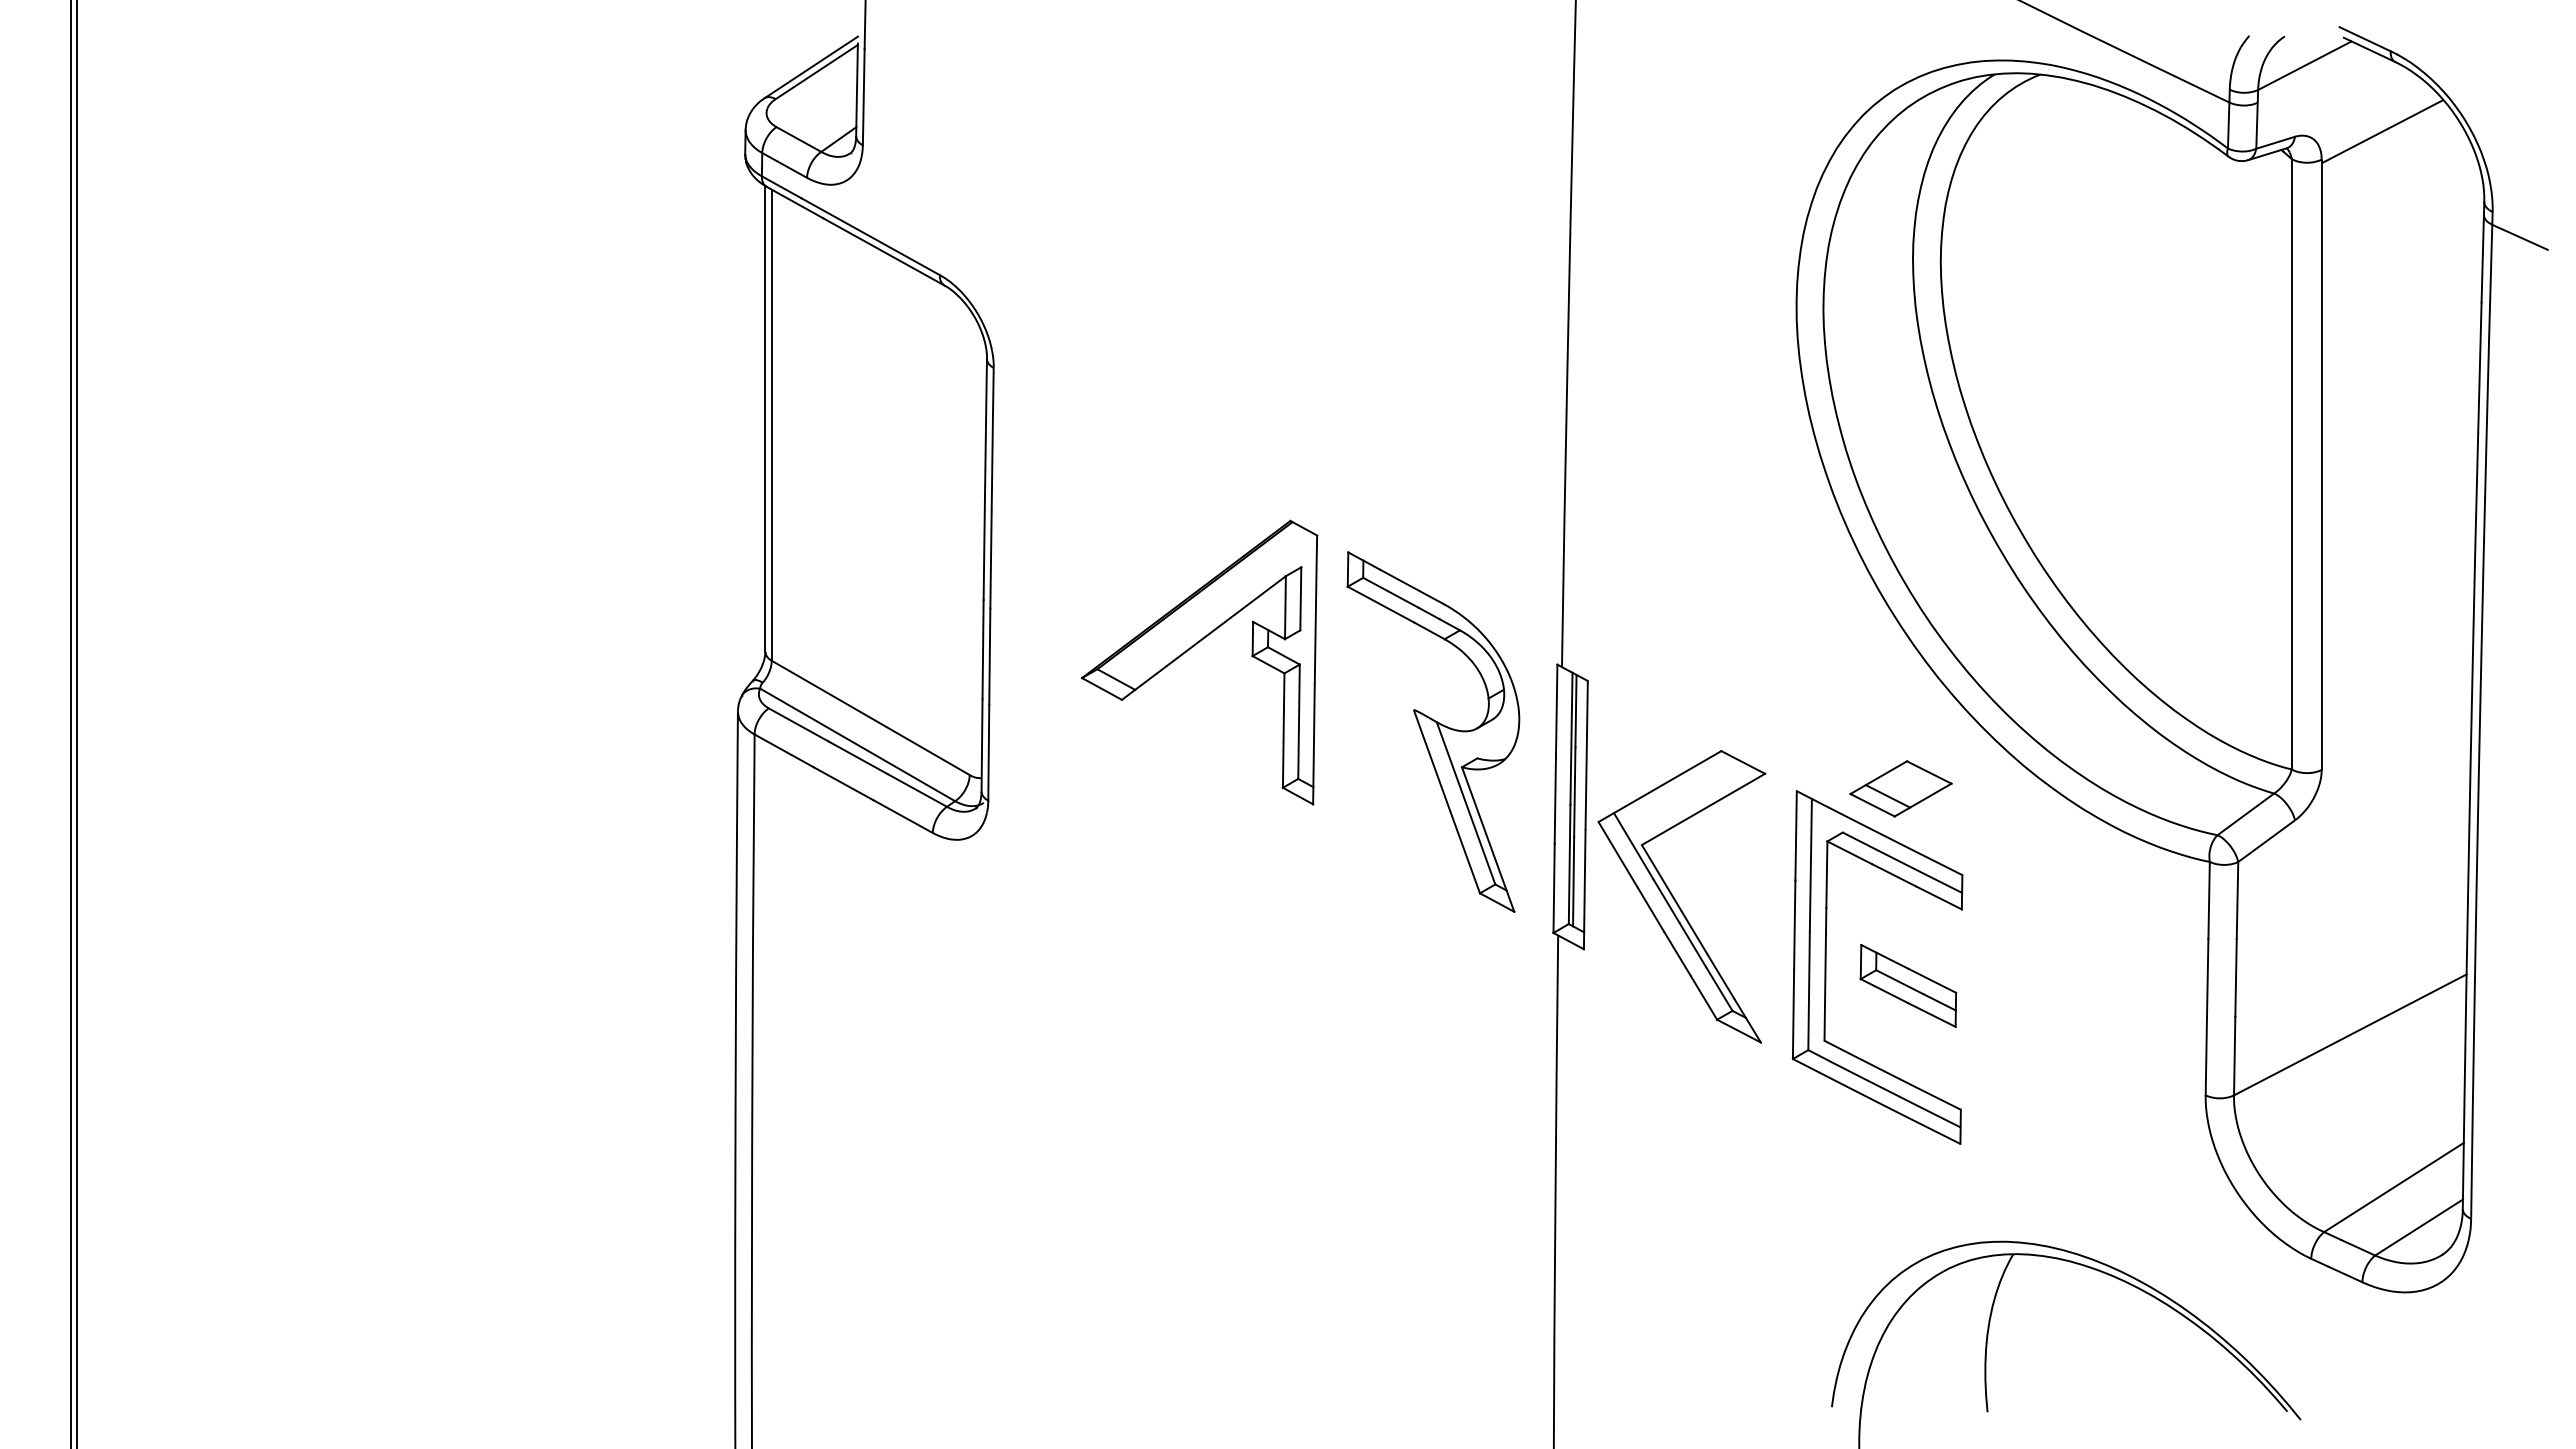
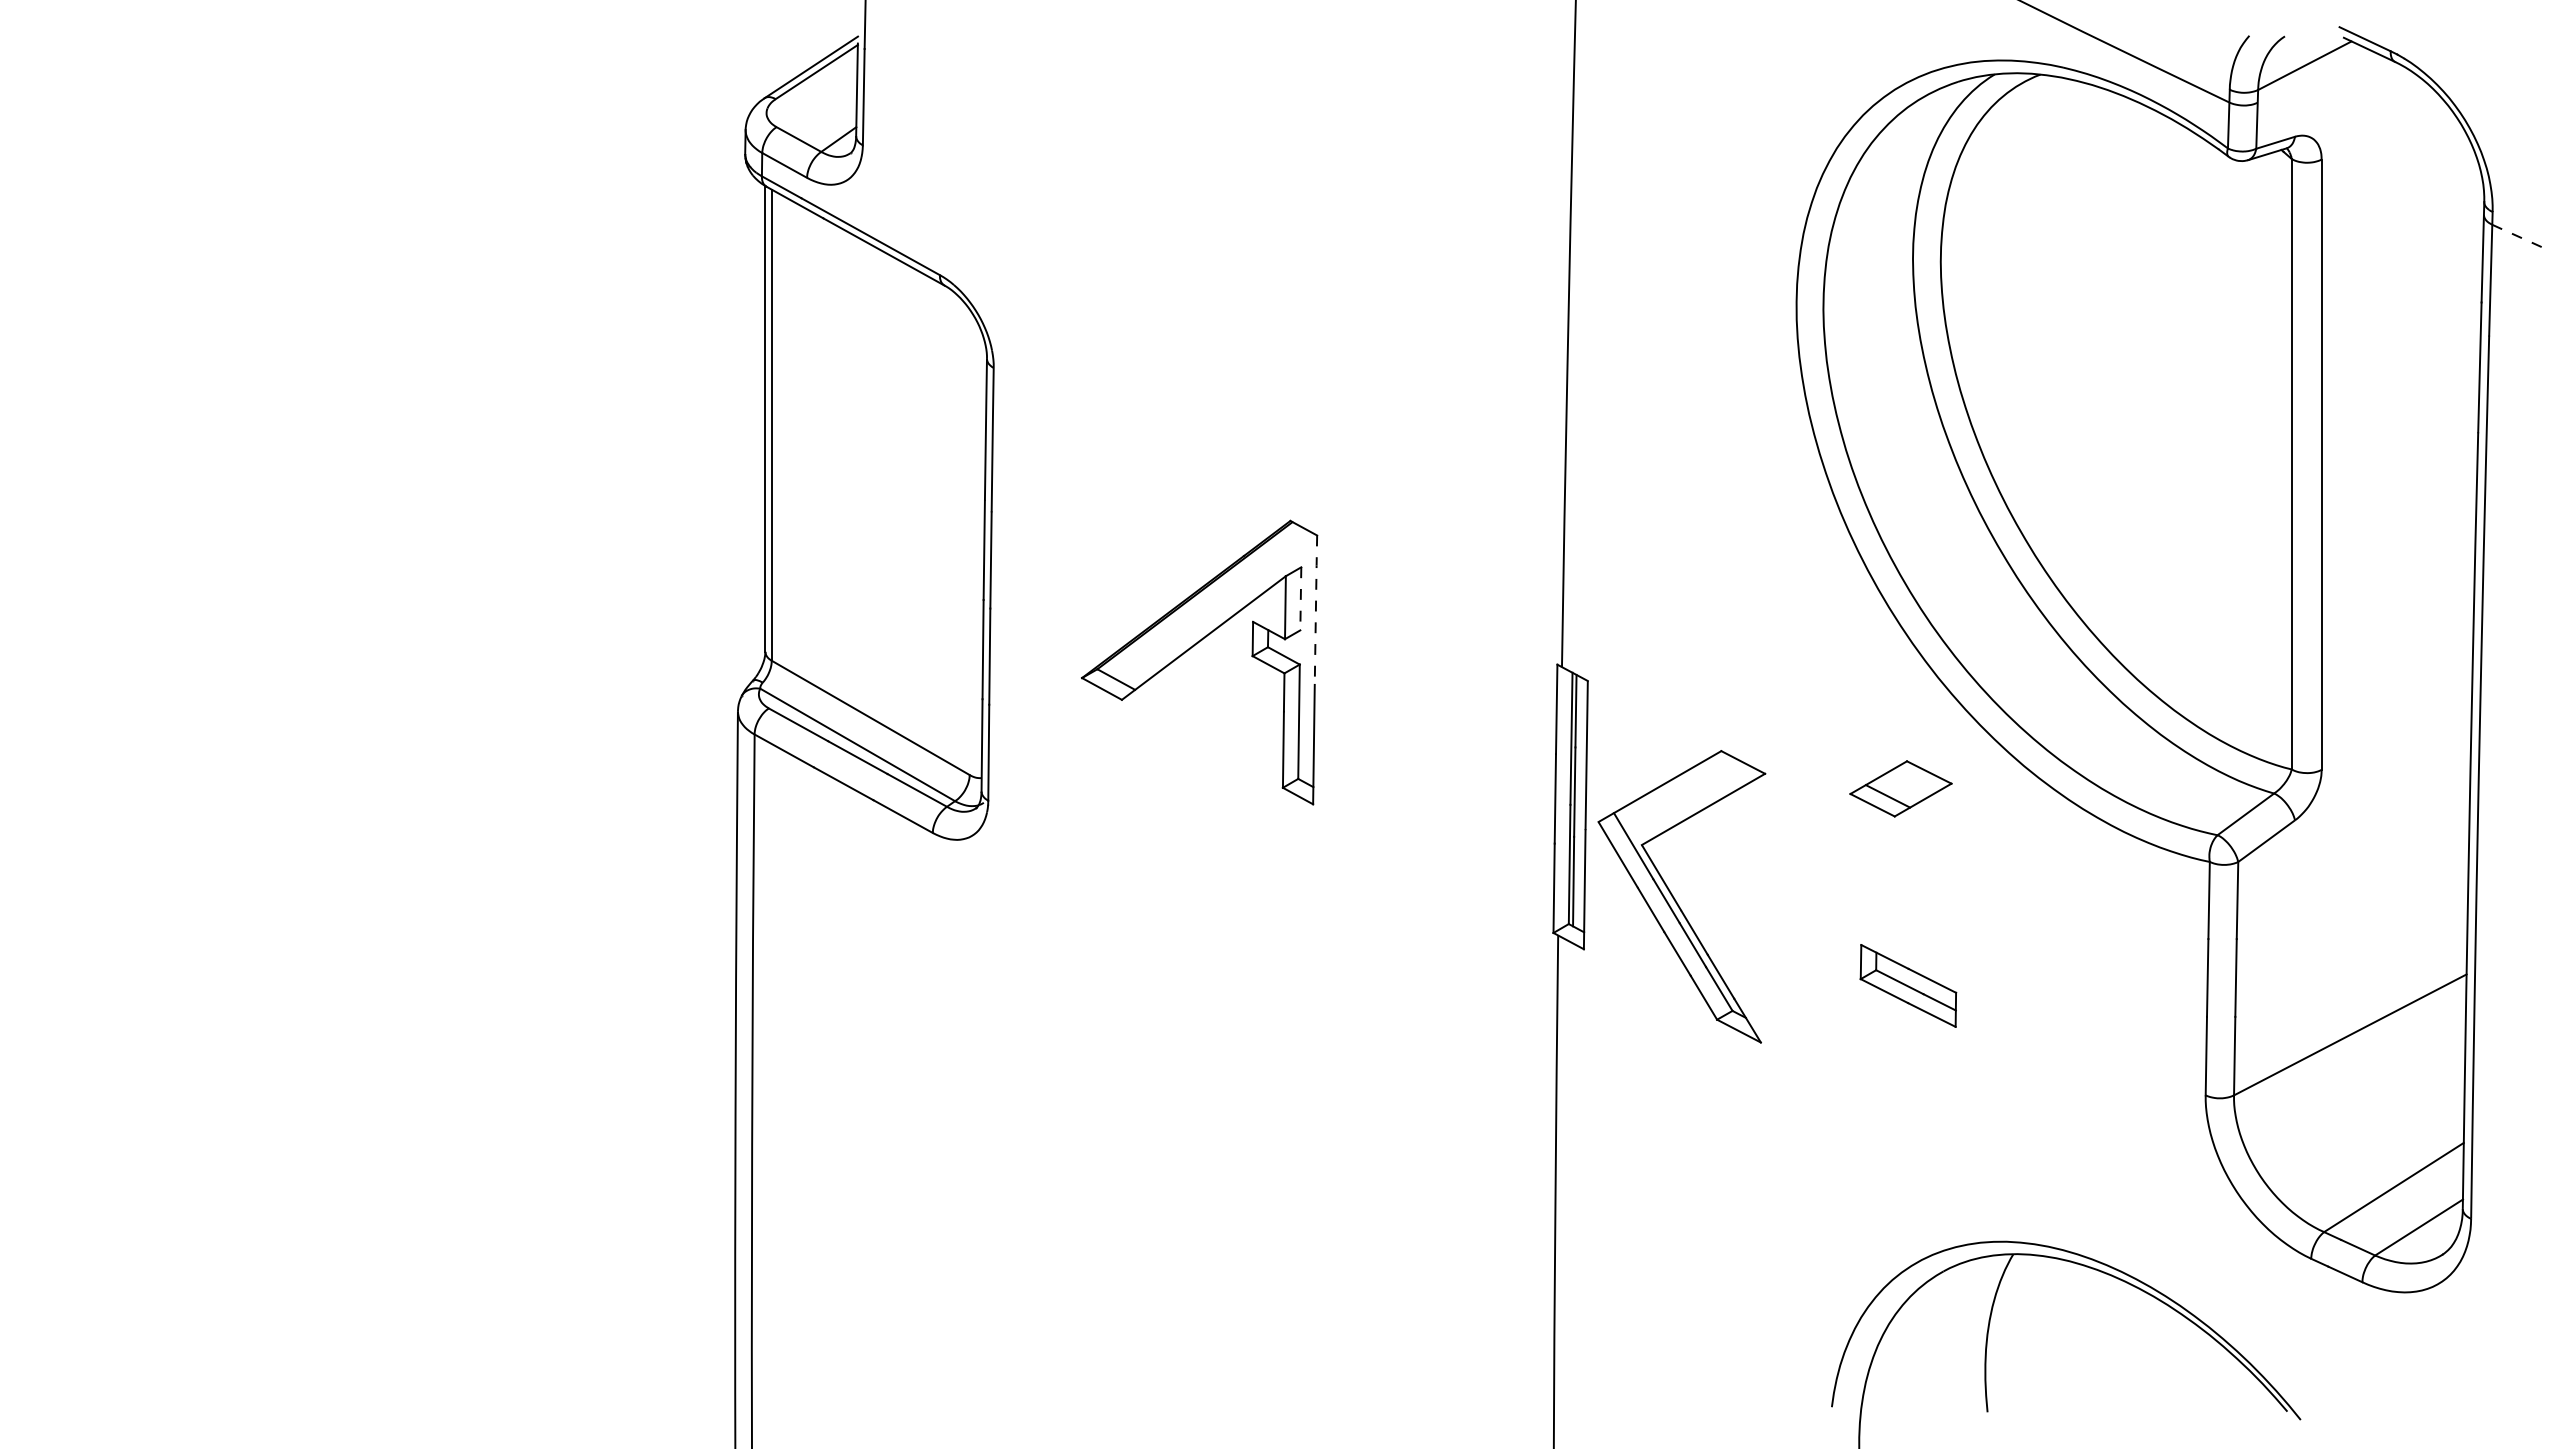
line: present -> none (2382, 131)
line: solid -> dashed (2520, 237)
line: solid -> dashed (1300, 598)
line: solid -> dashed (1315, 610)
line: present -> none (71, 723)
line: present -> none (77, 723)
part: present -> none (1433, 731)
part: present -> none (1826, 967)
